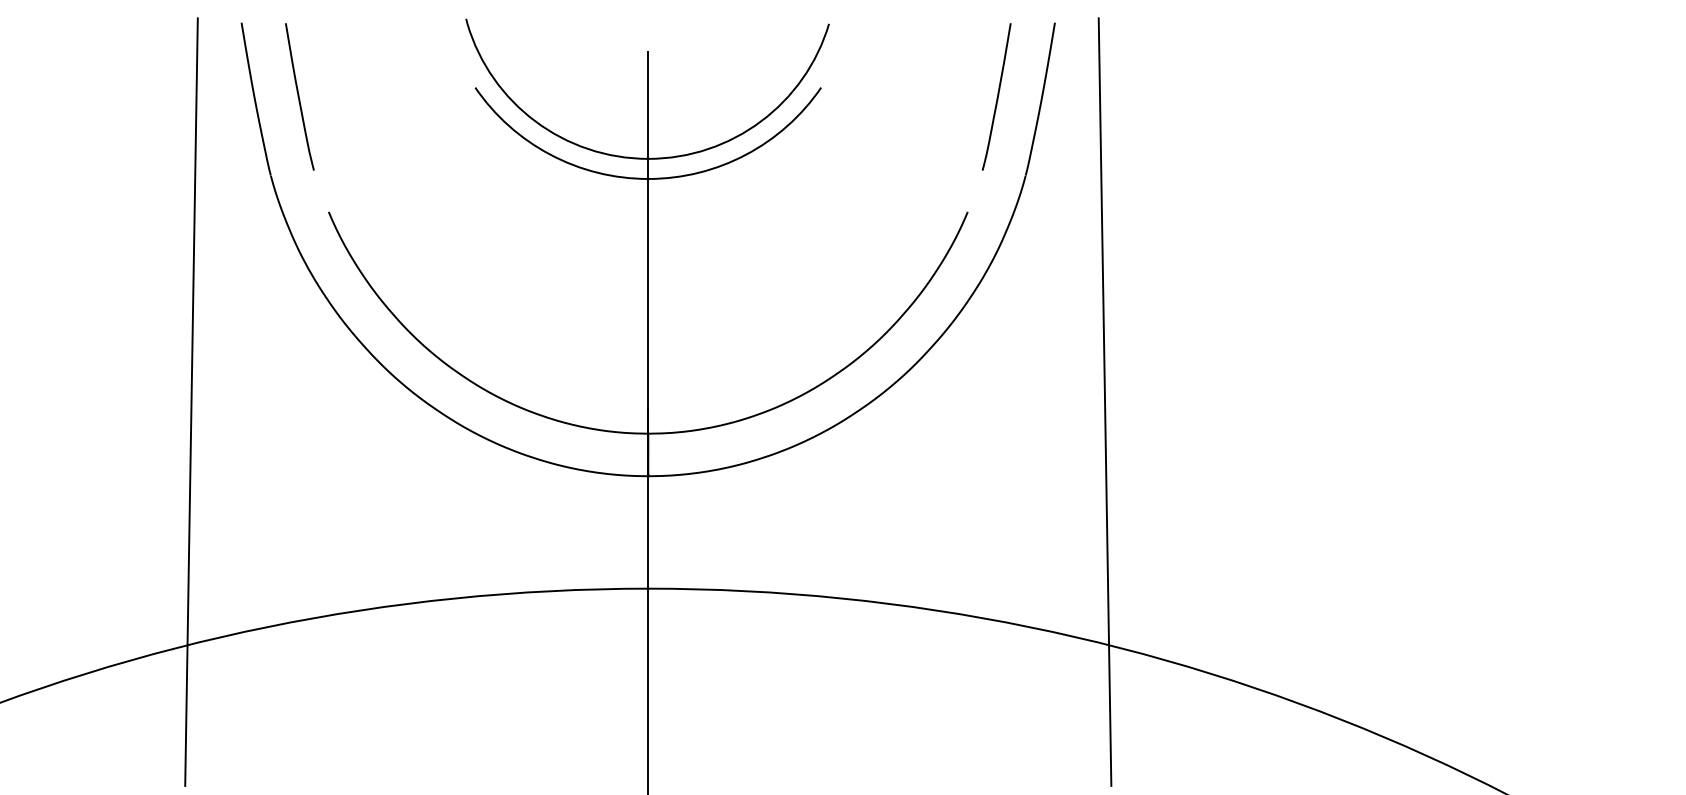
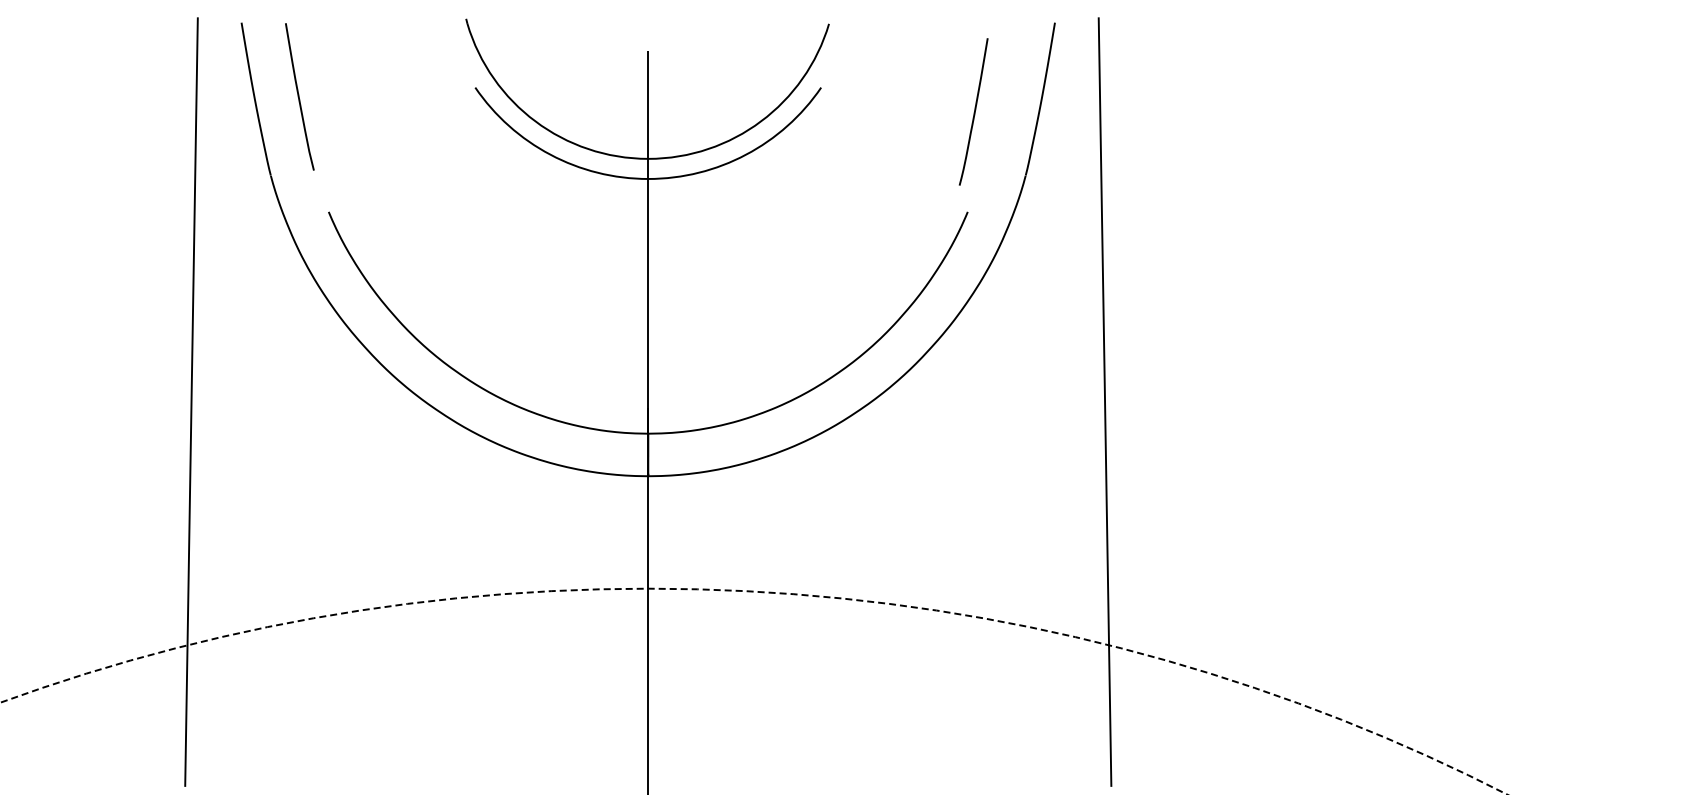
curve position: (997, 96) -> (974, 111) (974, 111)
circle: solid -> dashed (753, 691)
